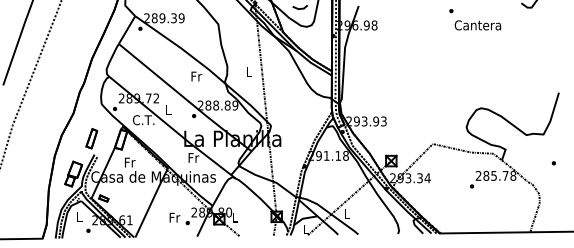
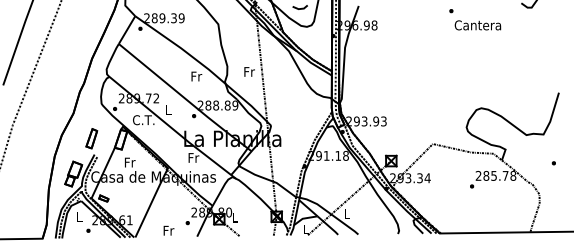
text: L -> Fr (249, 71)
text position: (174, 217) -> (168, 230) (168, 230)
